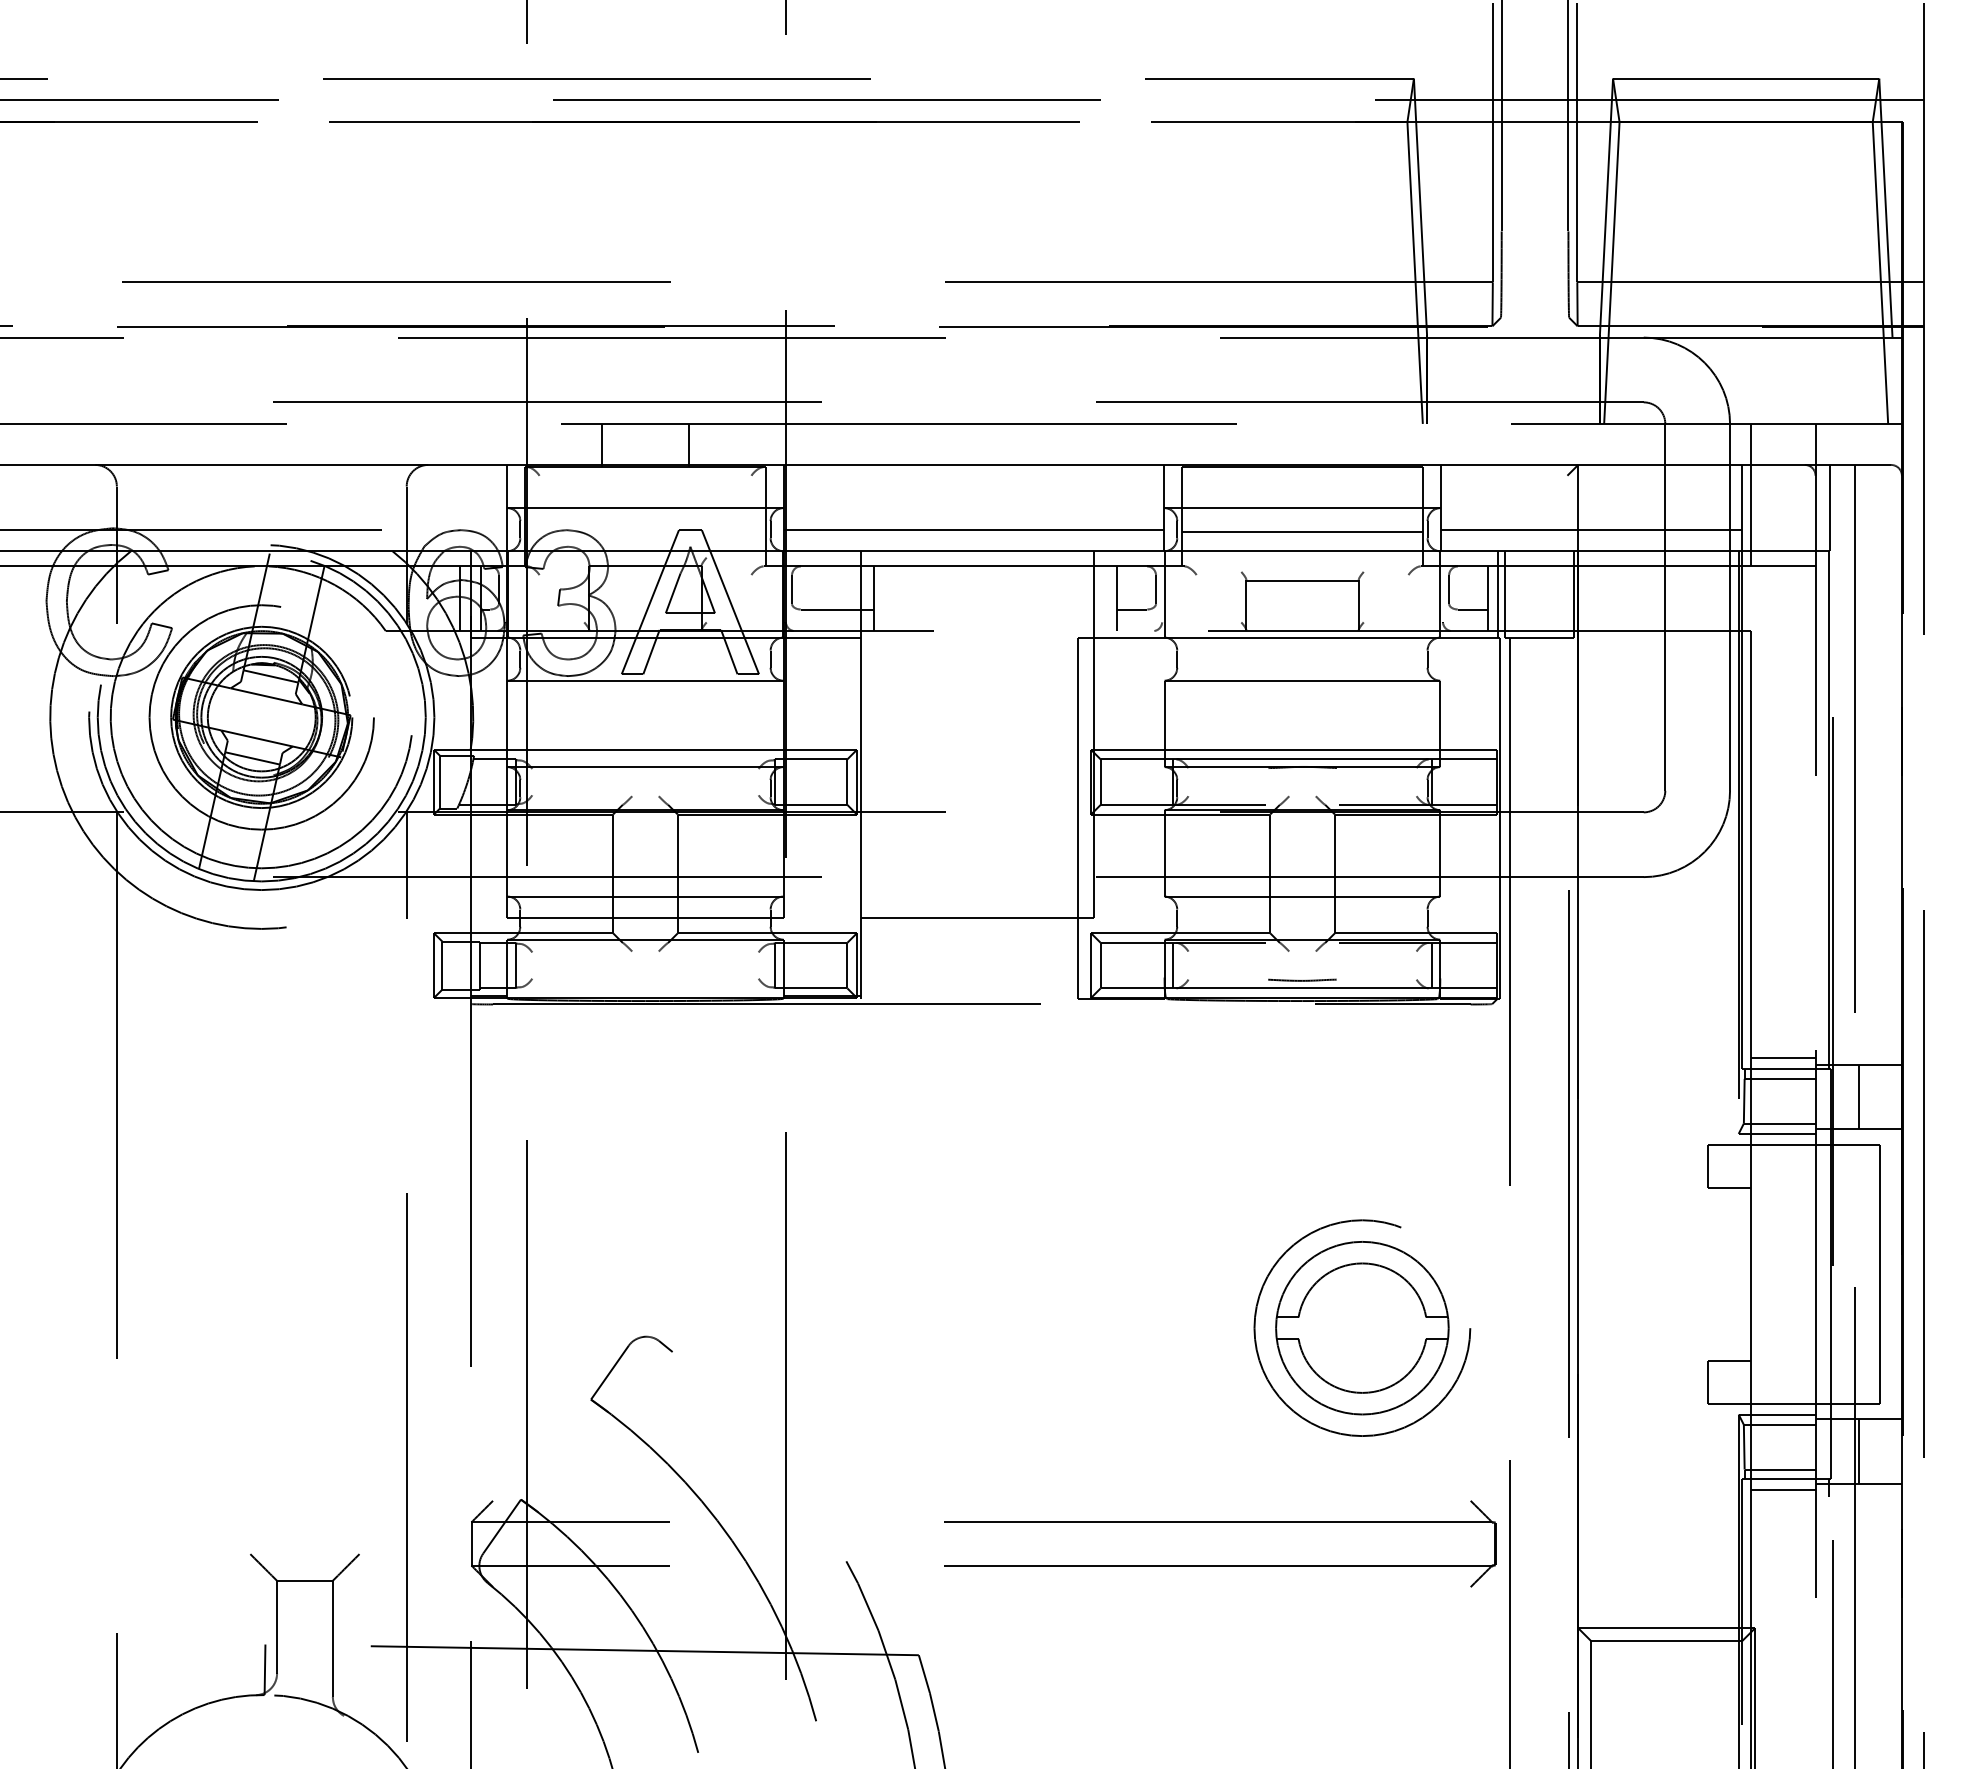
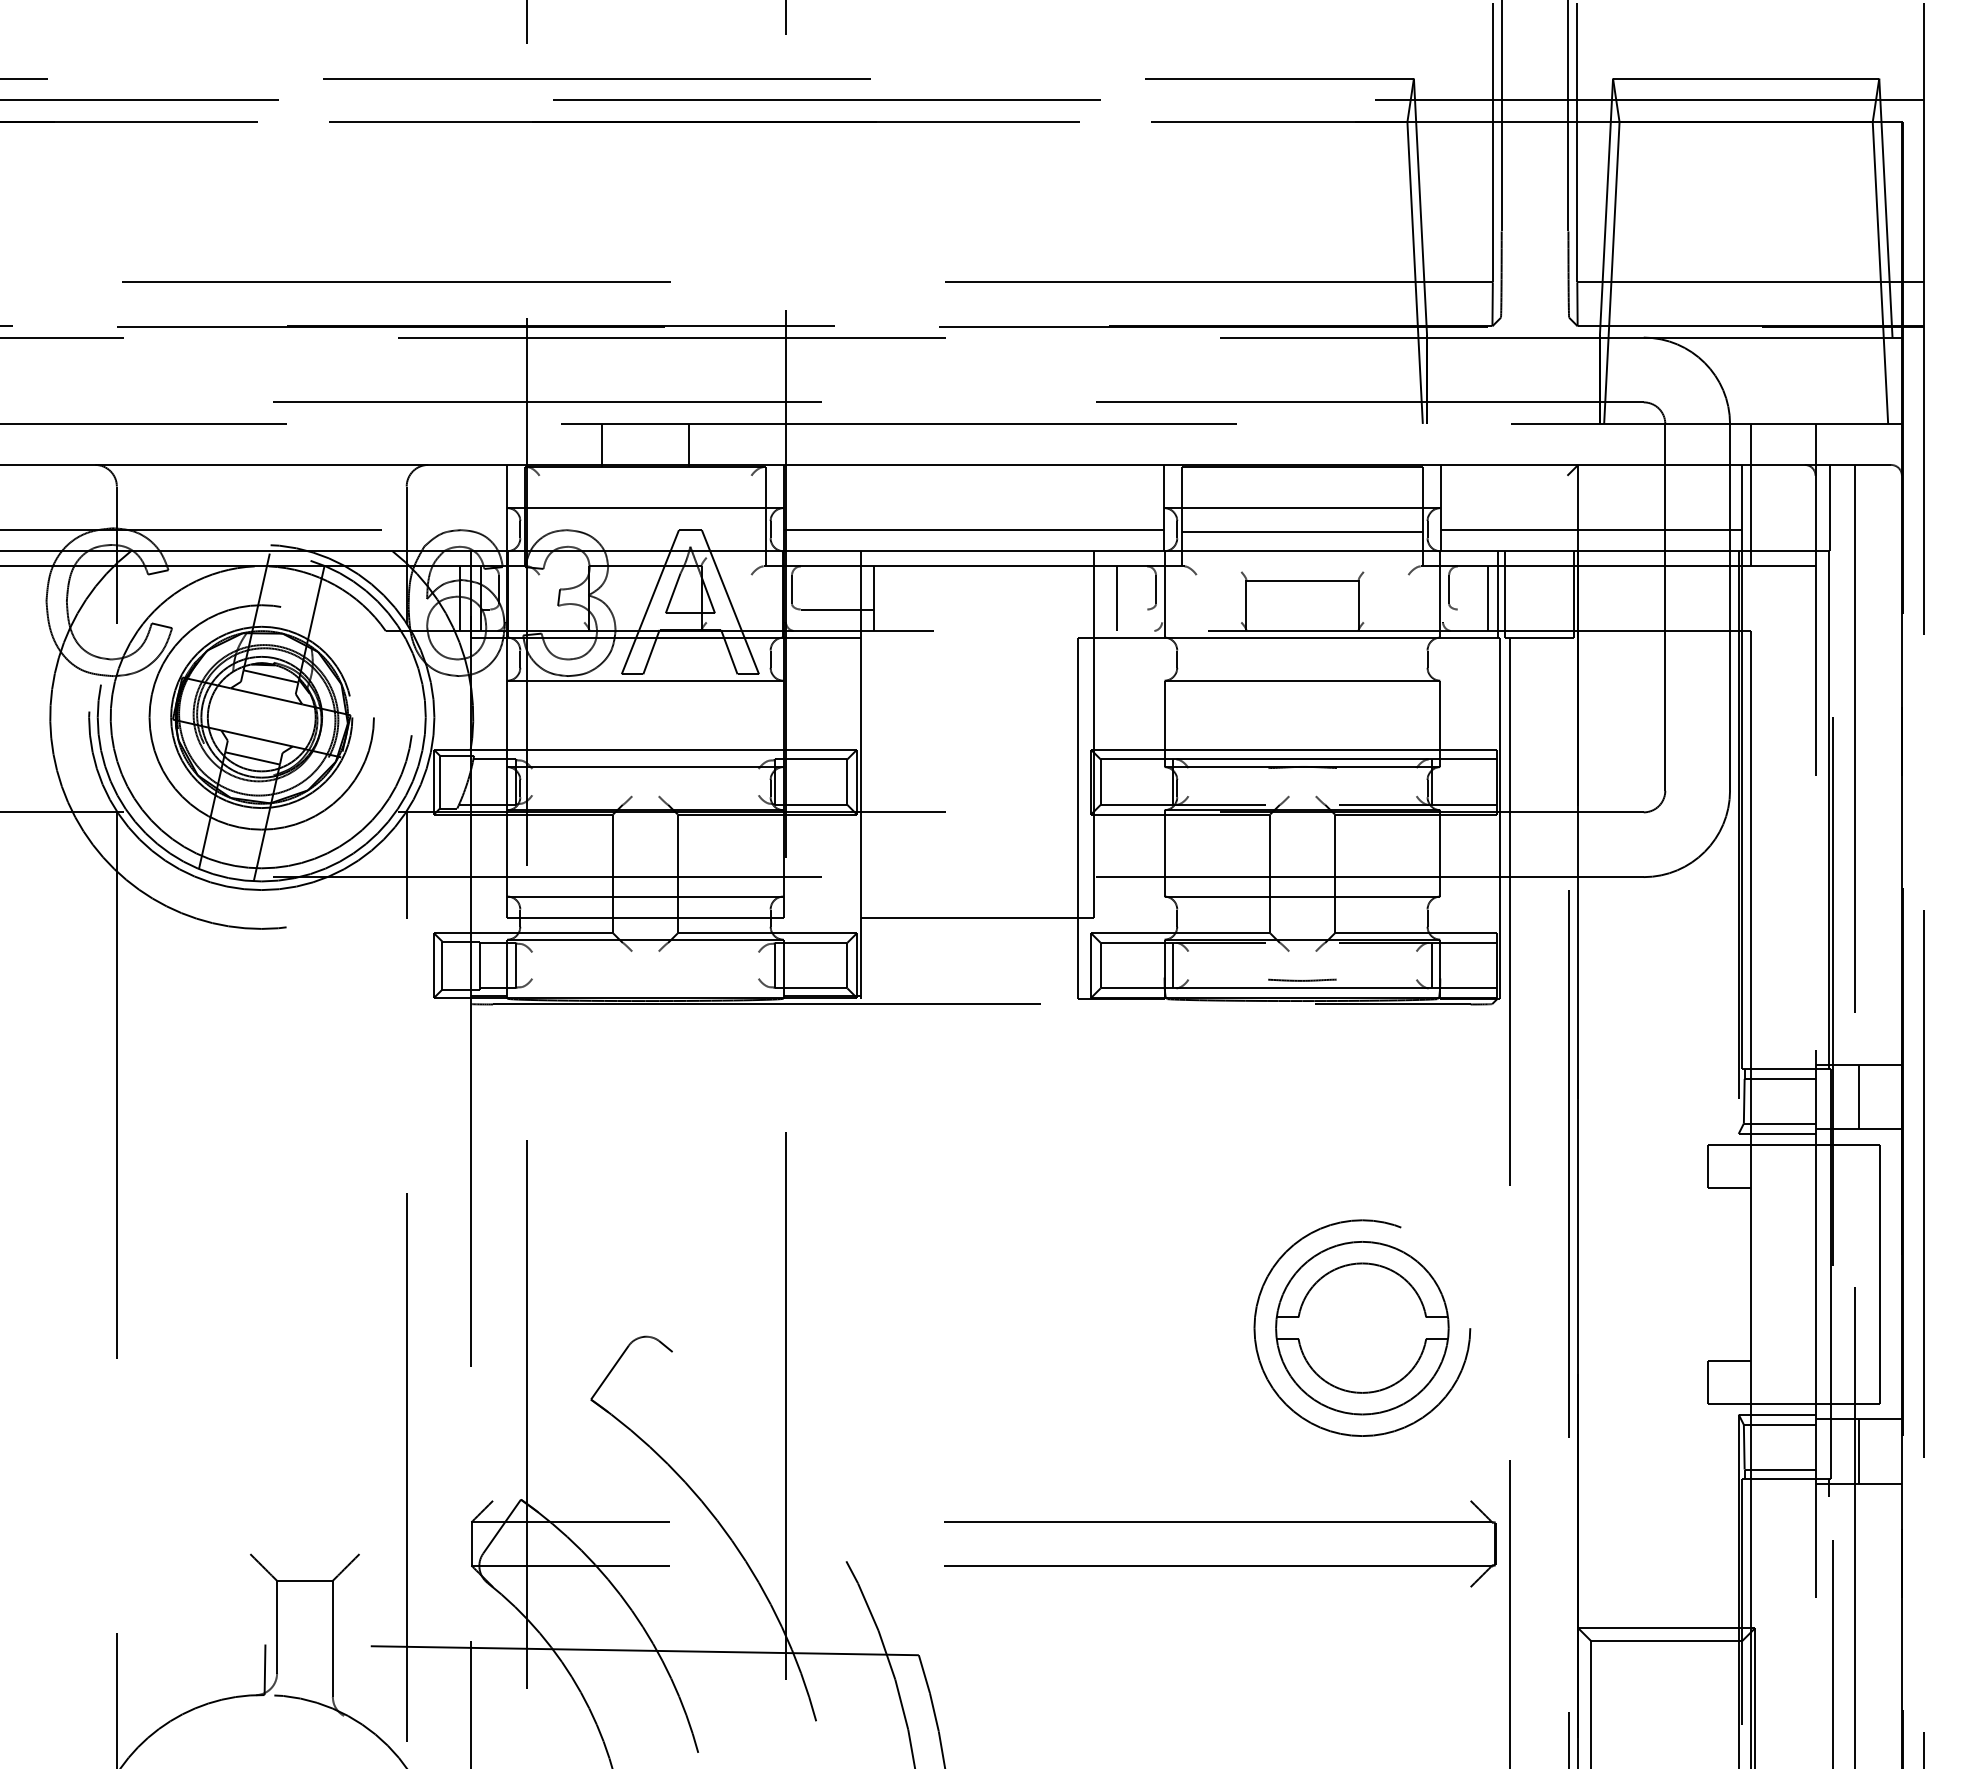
line: present -> none (1131, 609)
line: present -> none (1472, 609)
line: present -> none (1782, 1058)
line: present -> none (1782, 1490)
